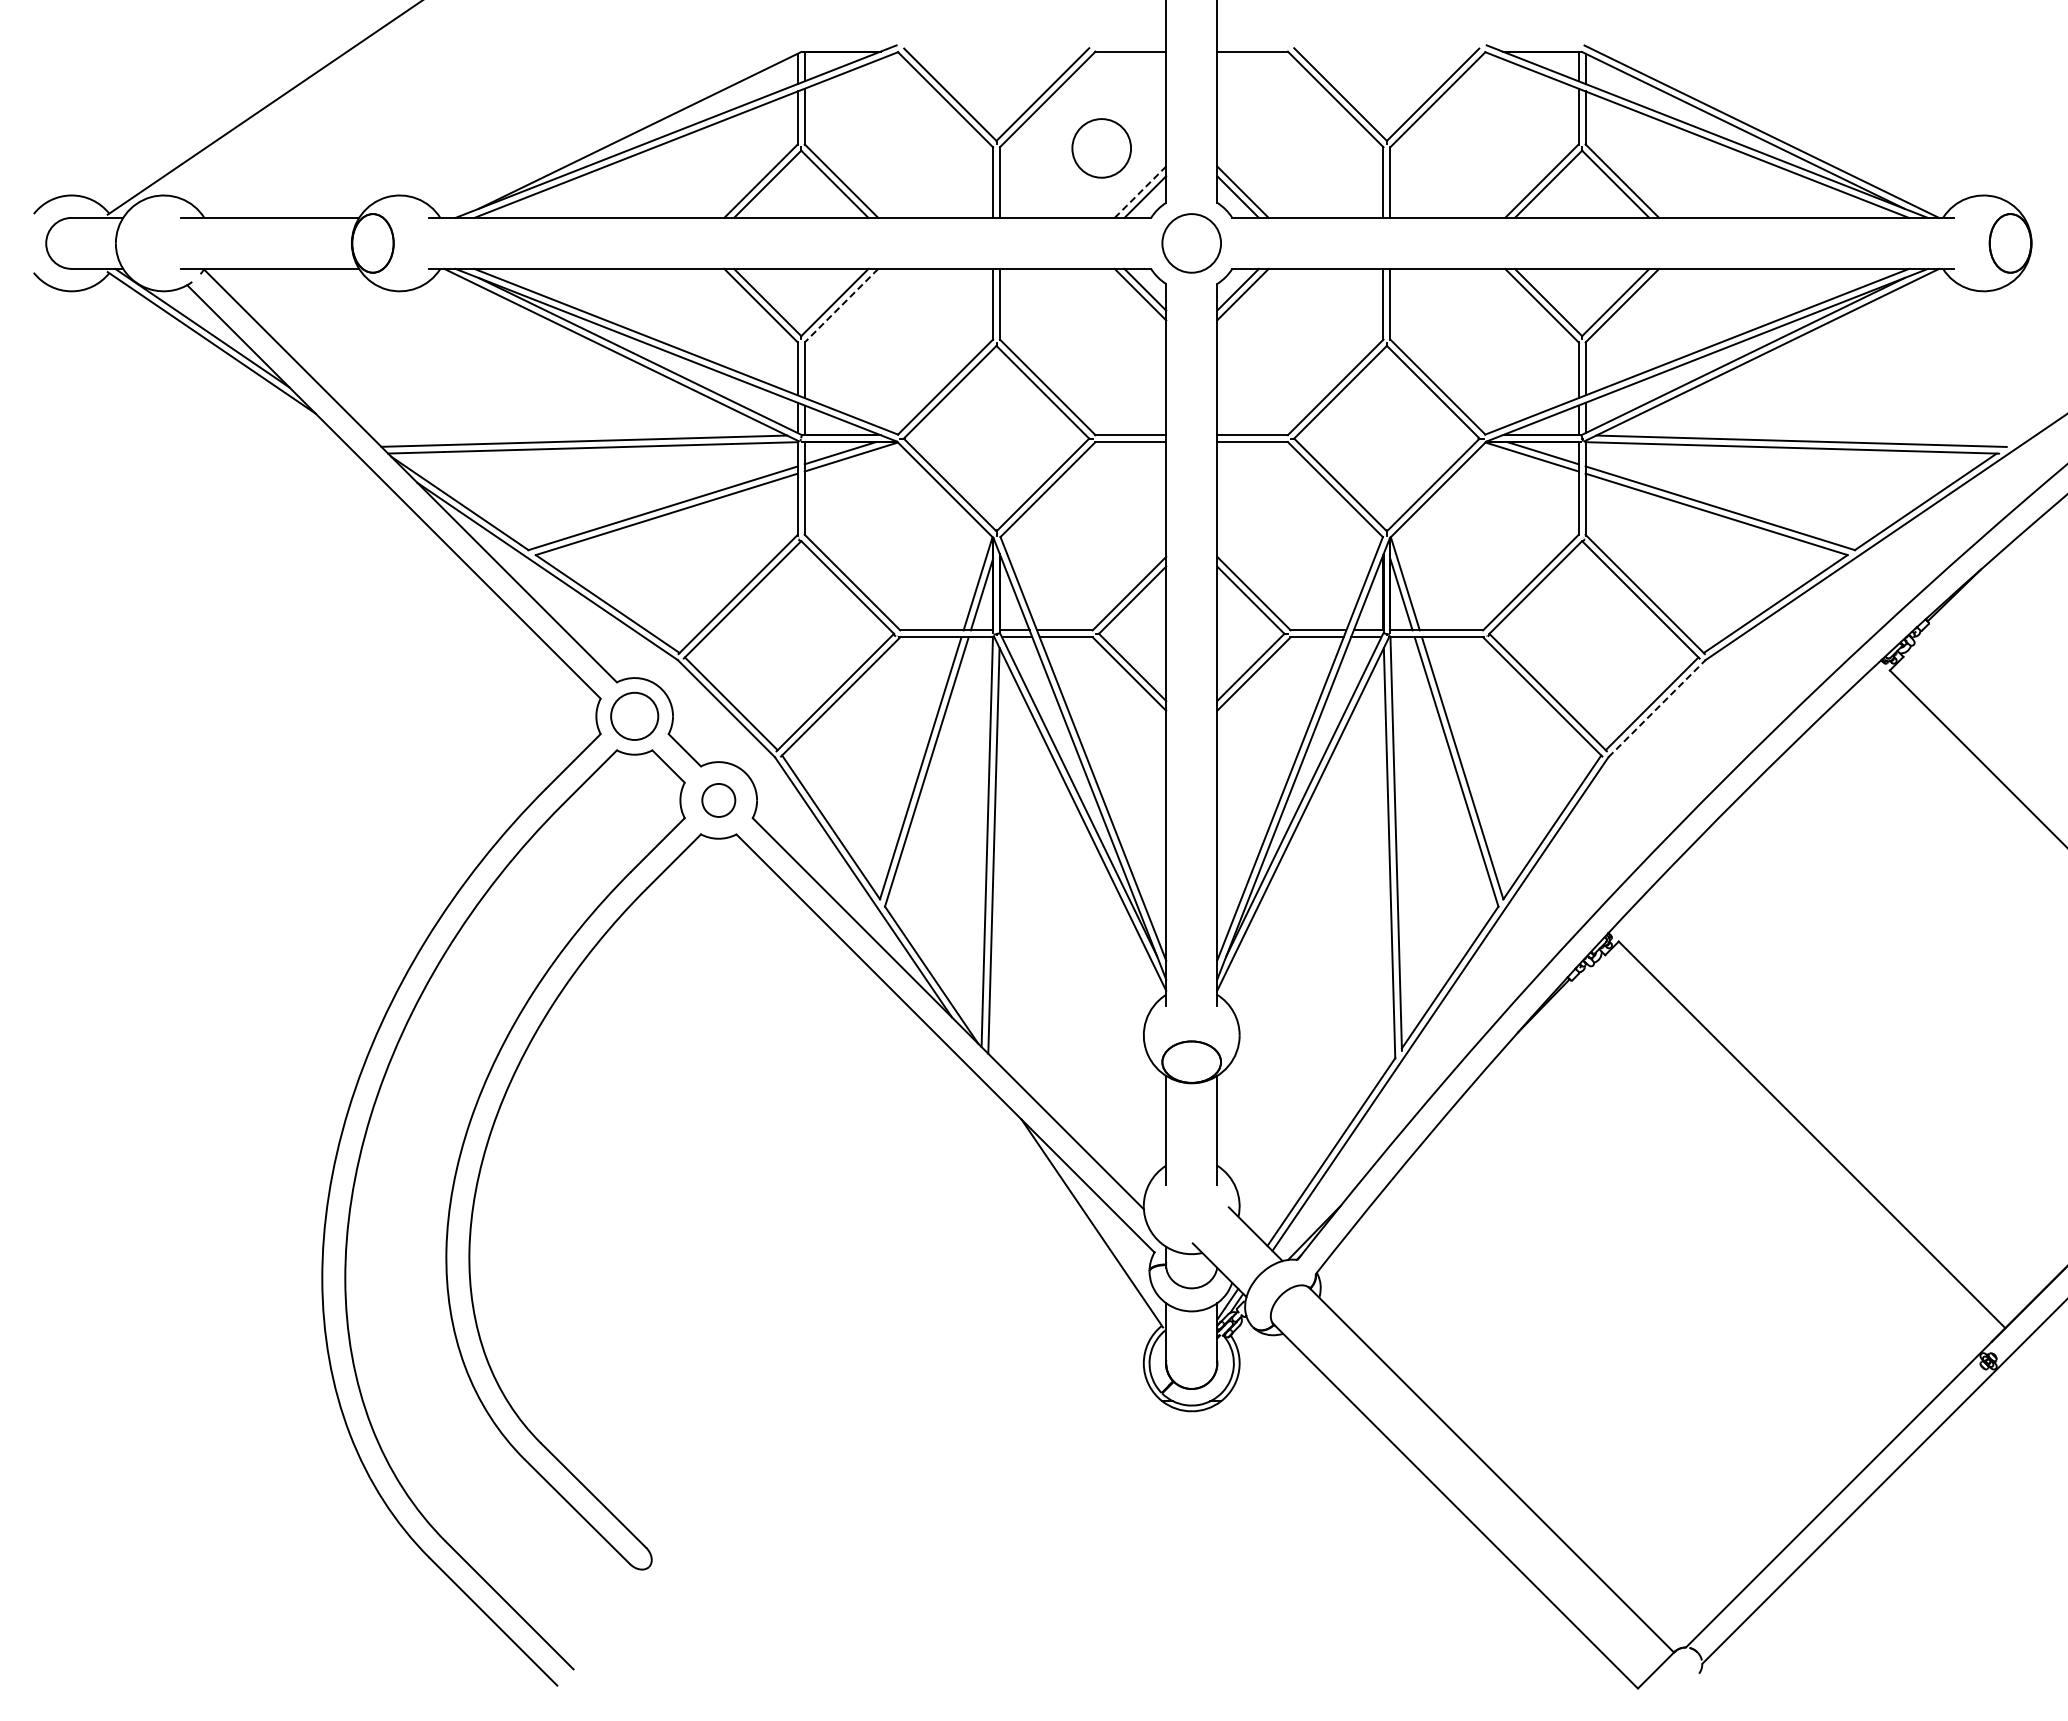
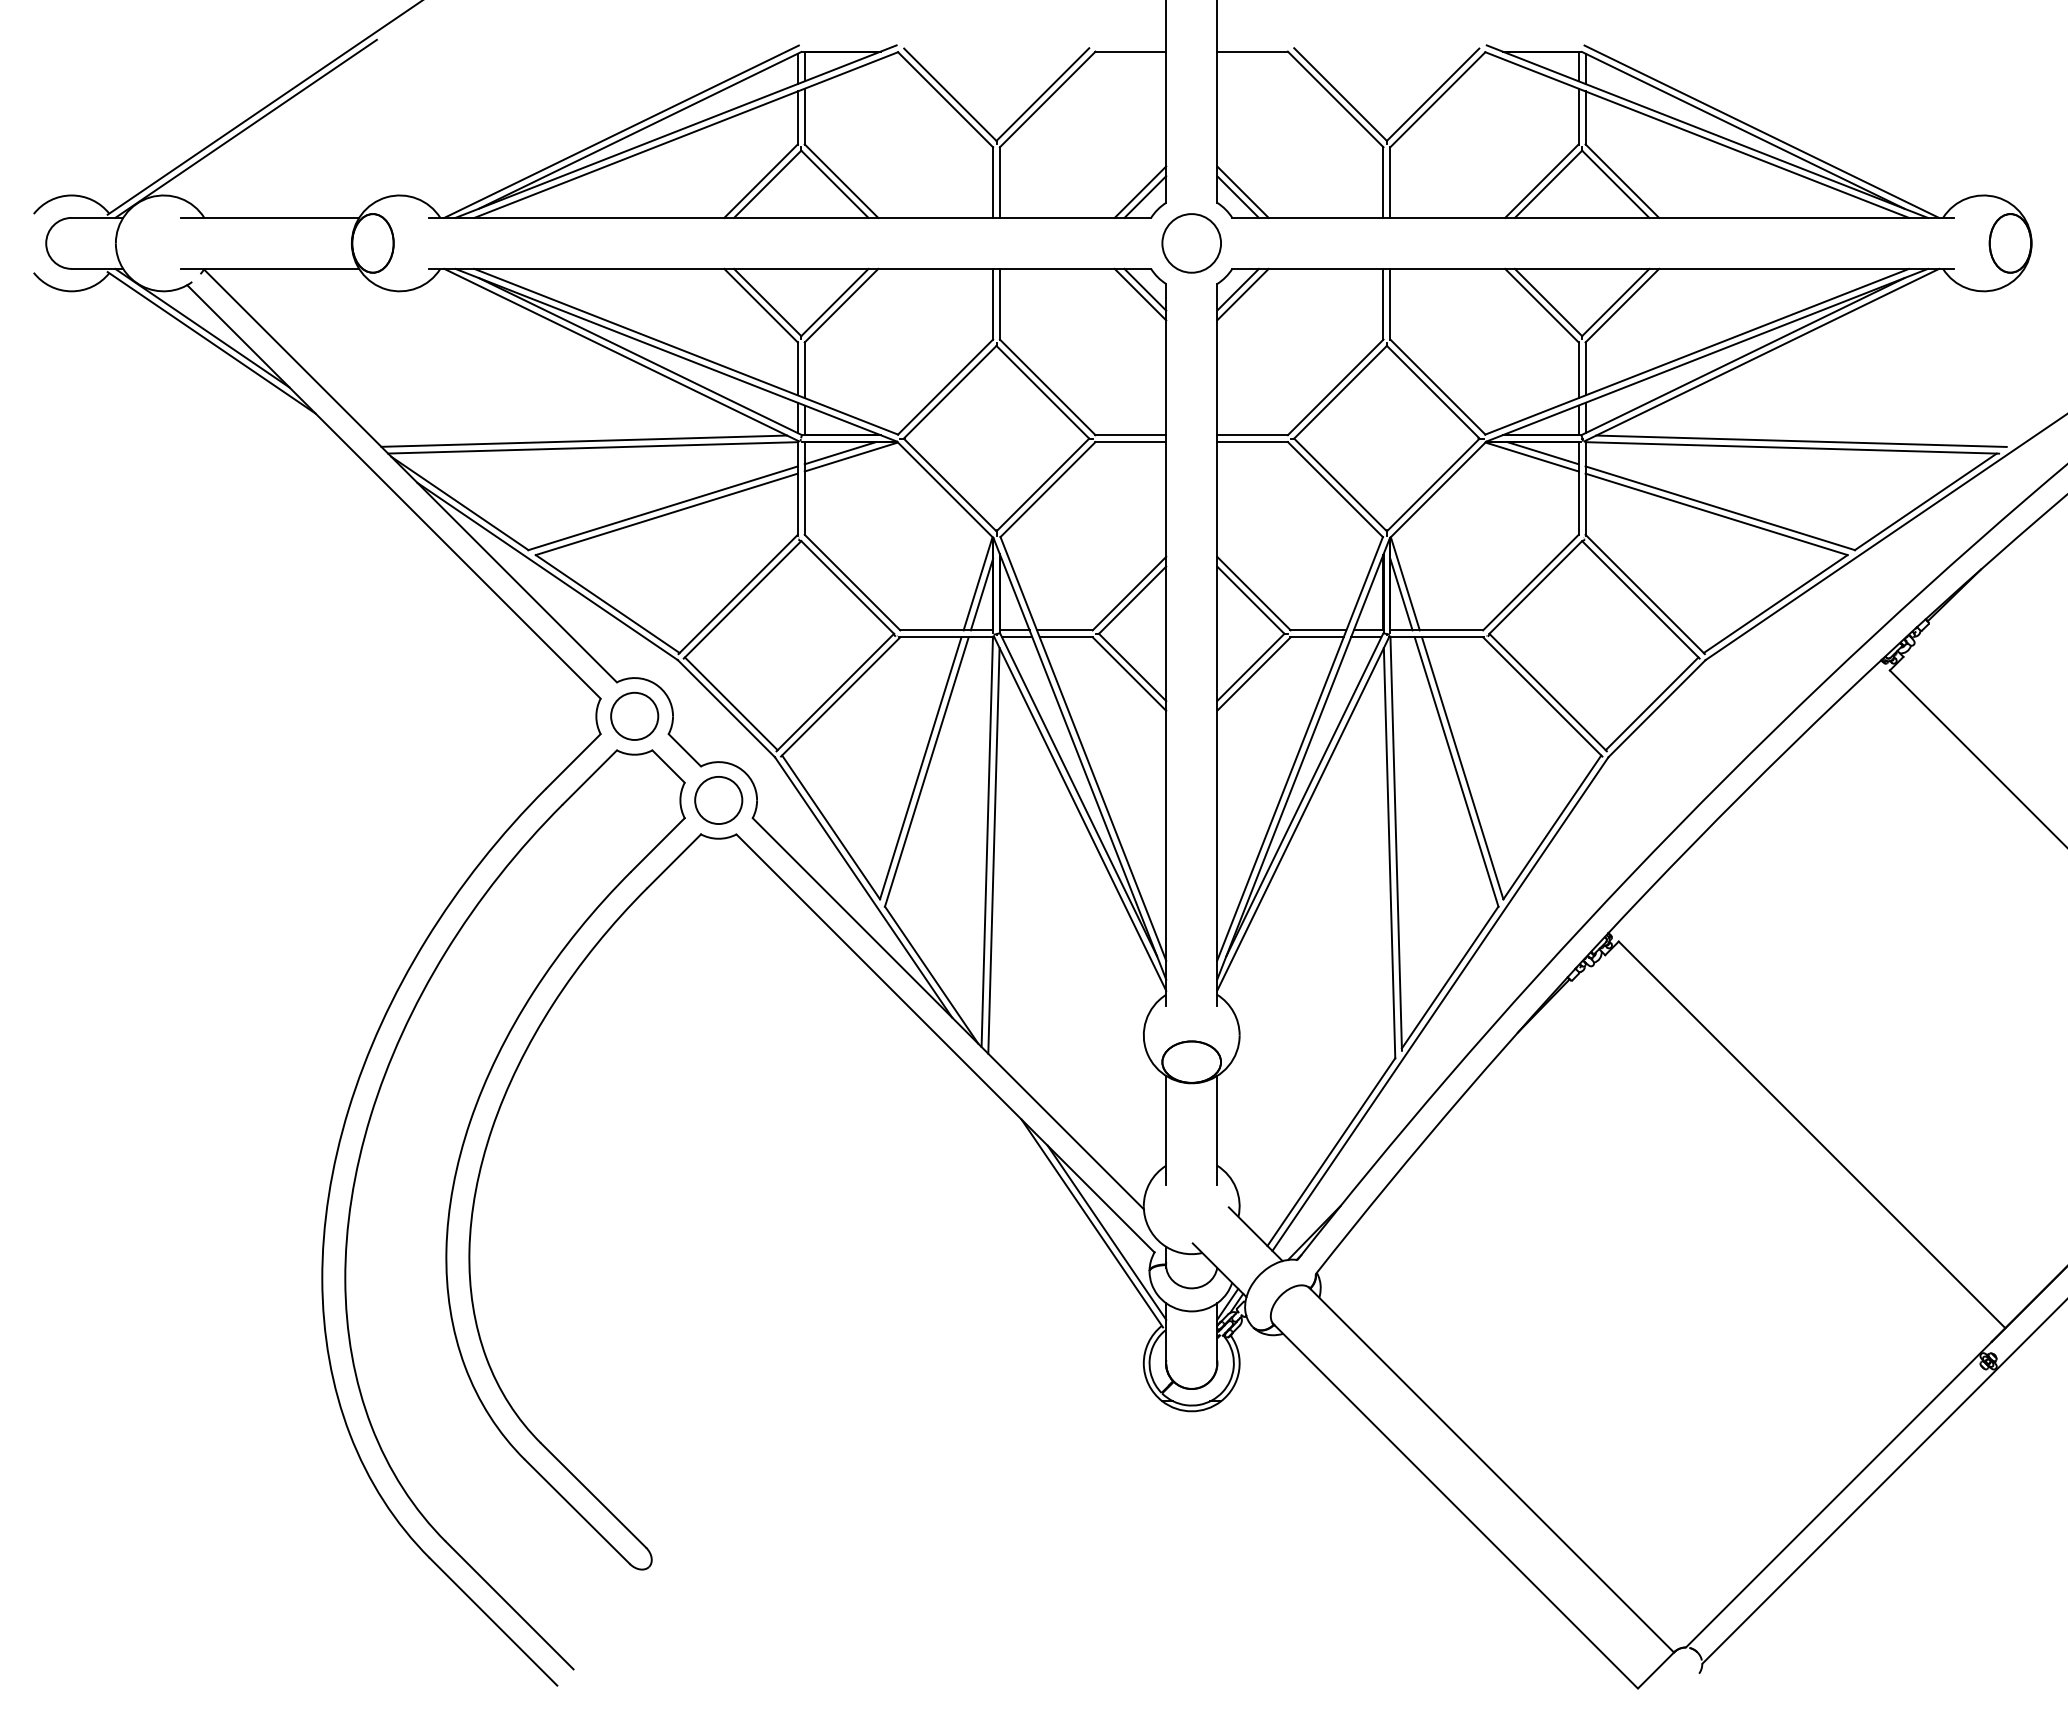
line: none -> present (245, 128)
line: none -> present (621, 131)
circle: present -> none (1101, 148)
line: dashed -> solid (1140, 191)
line: dashed -> solid (841, 305)
line: dashed -> solid (1657, 708)
circle size: 36x35 px -> 50x49 px (718, 800)
line: none -> present (1106, 1232)
